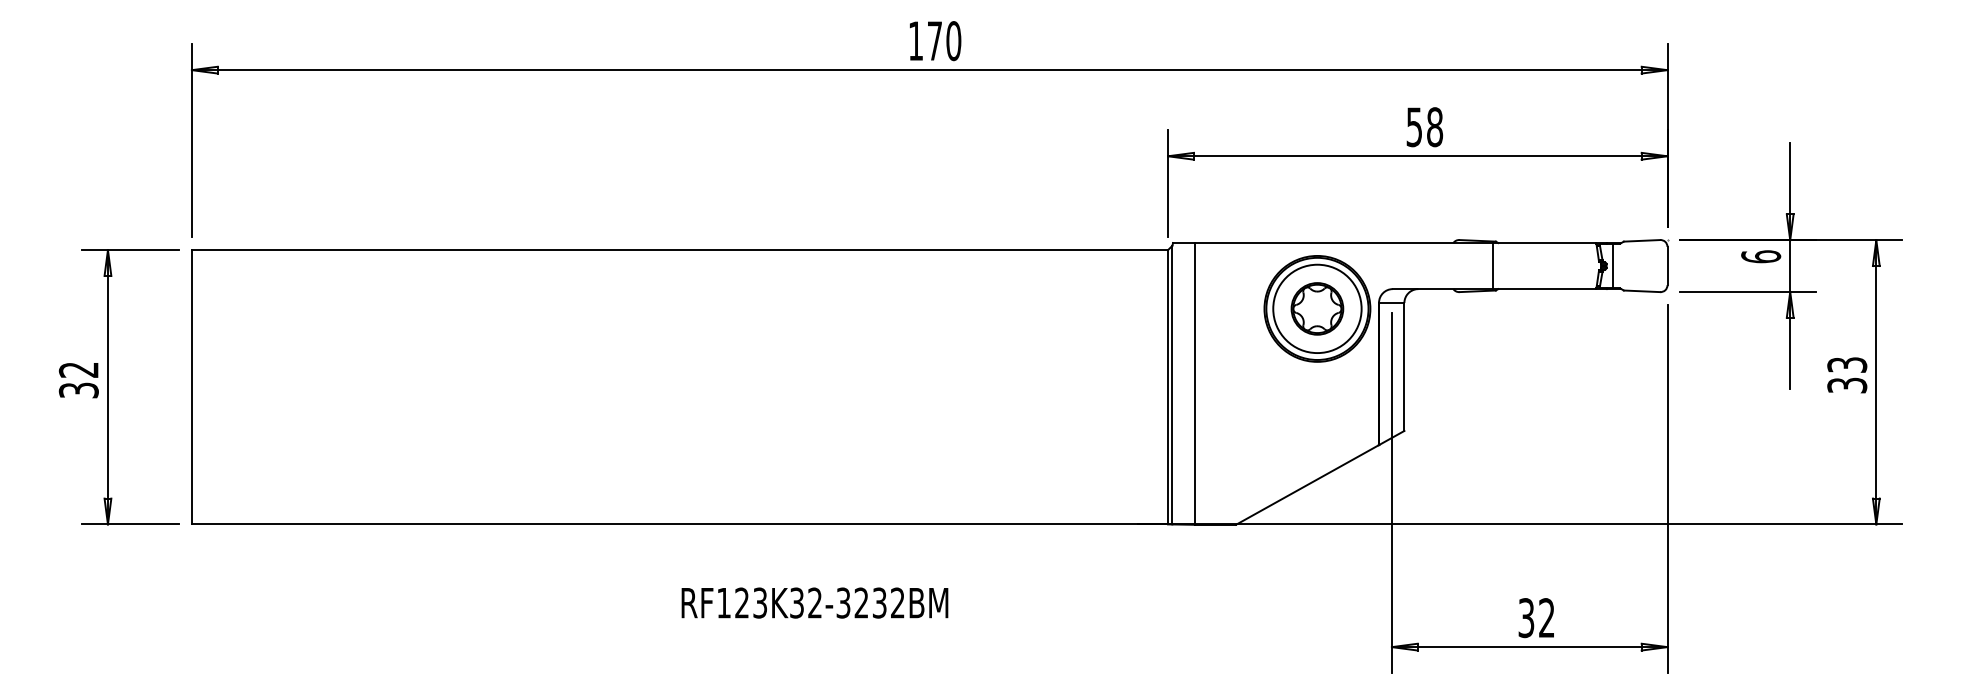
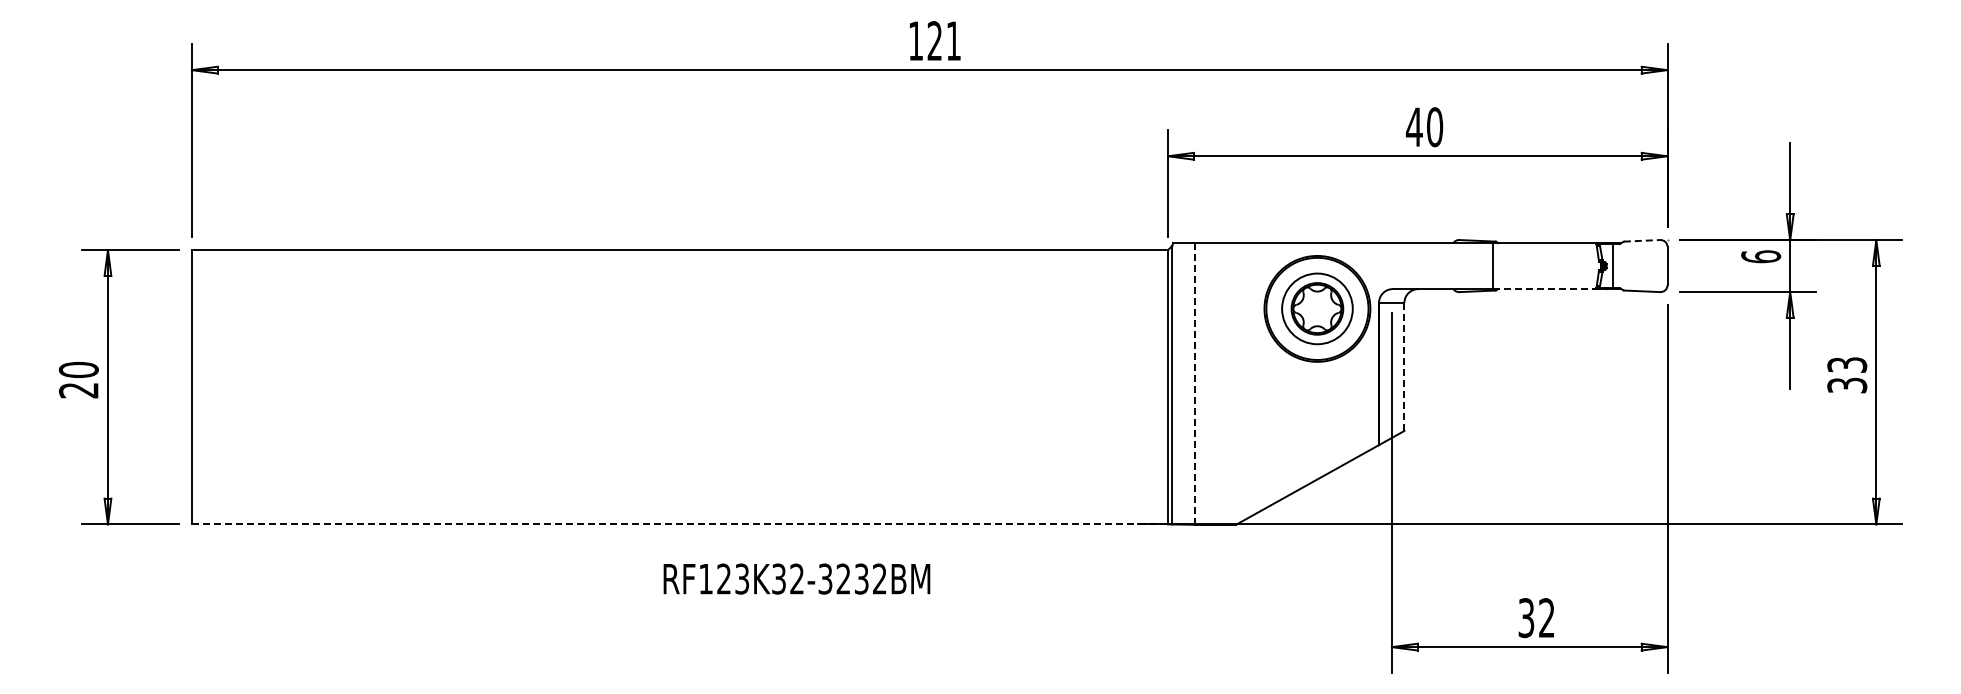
text: 170 -> 121 (944, 41)
text: 58 -> 40 (1424, 127)
line: solid -> dashed (1642, 240)
line: solid -> dashed (1545, 289)
circle diameter: 88 px -> 71 px (1317, 308)
line: solid -> dashed (1404, 366)
text: 32 -> 20 (78, 379)
line: solid -> dashed (1194, 383)
line: solid -> dashed (680, 524)
text position: (814, 602) -> (796, 578) (796, 578)
